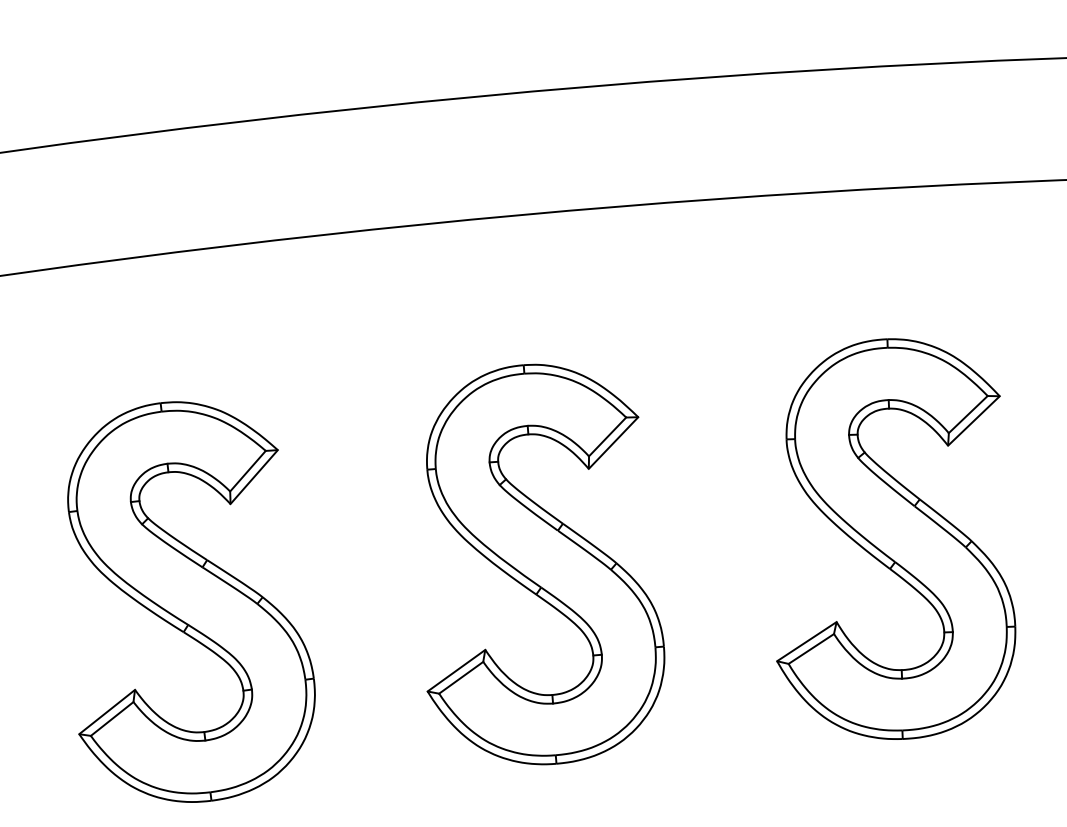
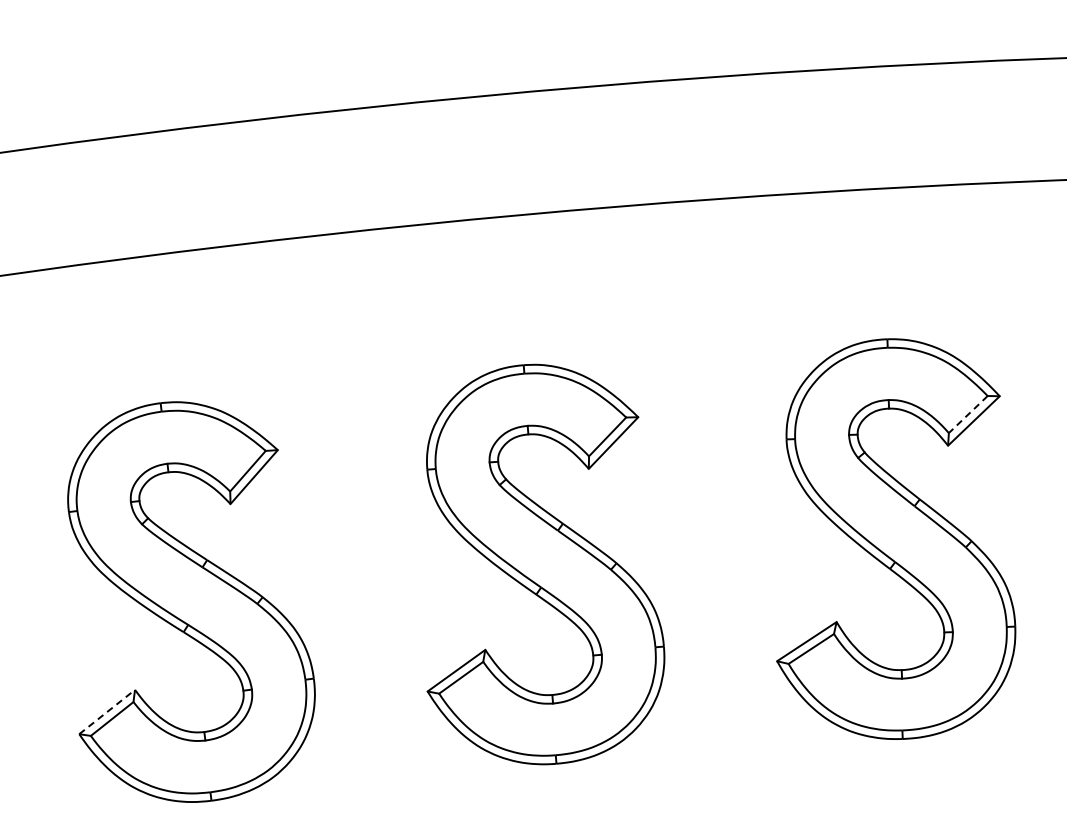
line: solid -> dashed (968, 414)
line: solid -> dashed (107, 712)
